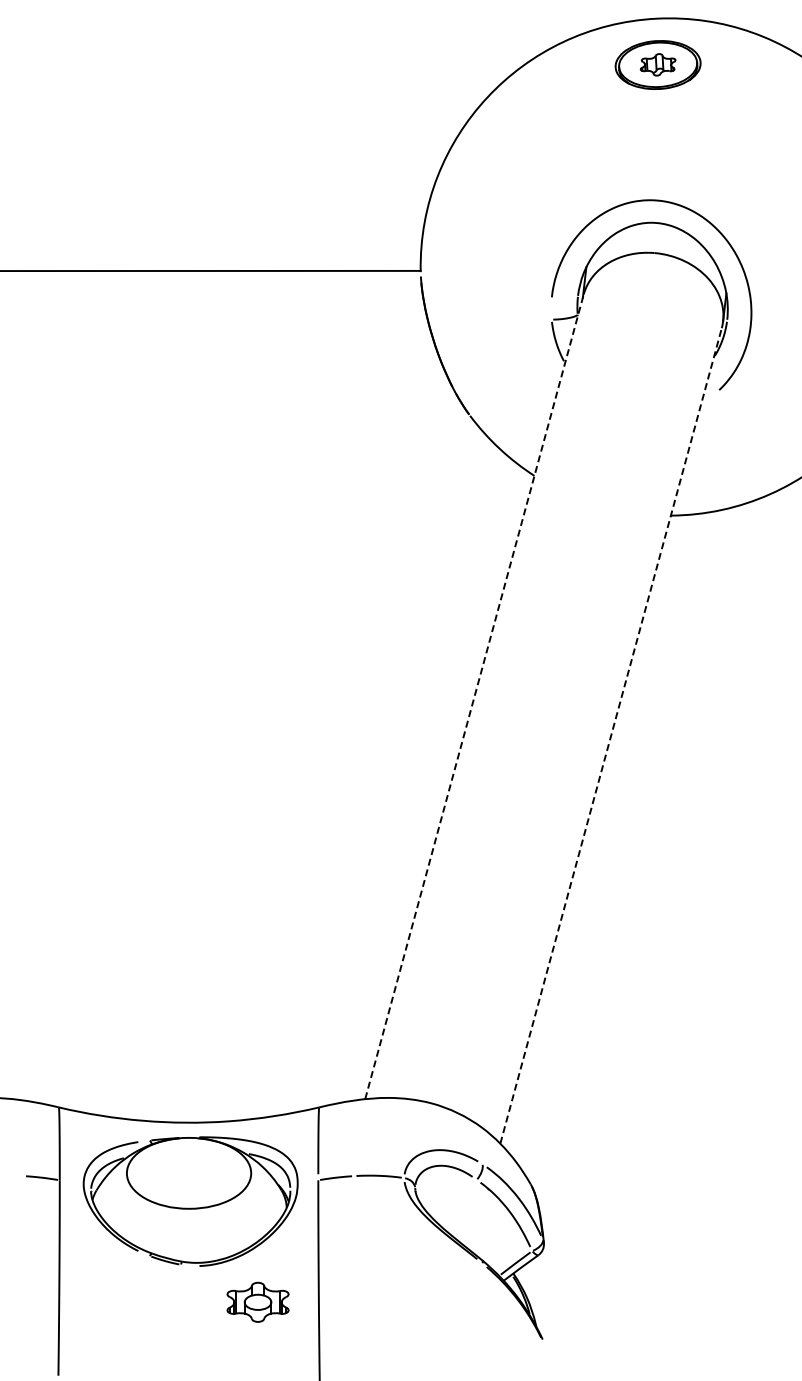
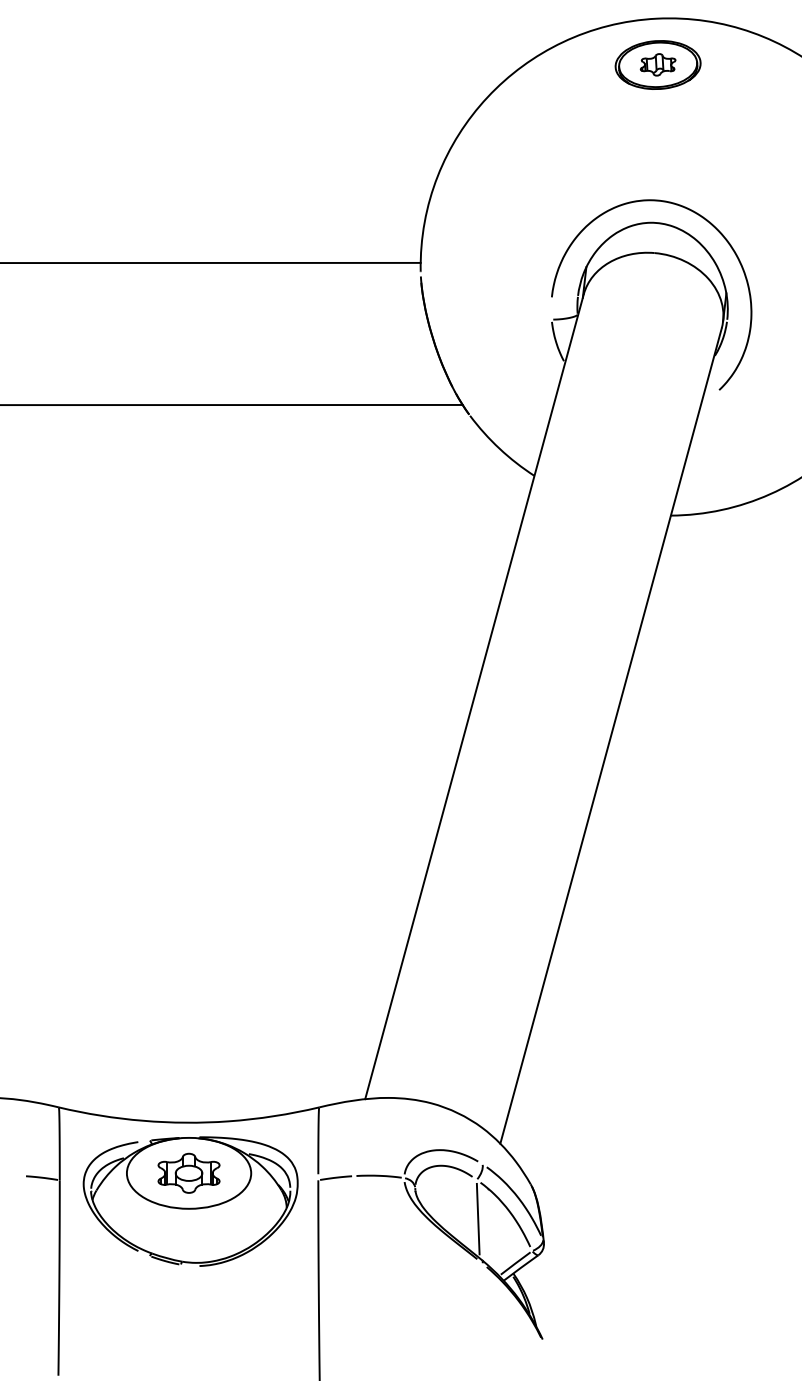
line position: (211, 270) -> (211, 262) (211, 262)
line: none -> present (232, 404)
line: dashed -> solid (474, 696)
line: dashed -> solid (611, 735)
line: none -> present (477, 1218)
part position: (257, 1301) -> (188, 1172) (188, 1172)
